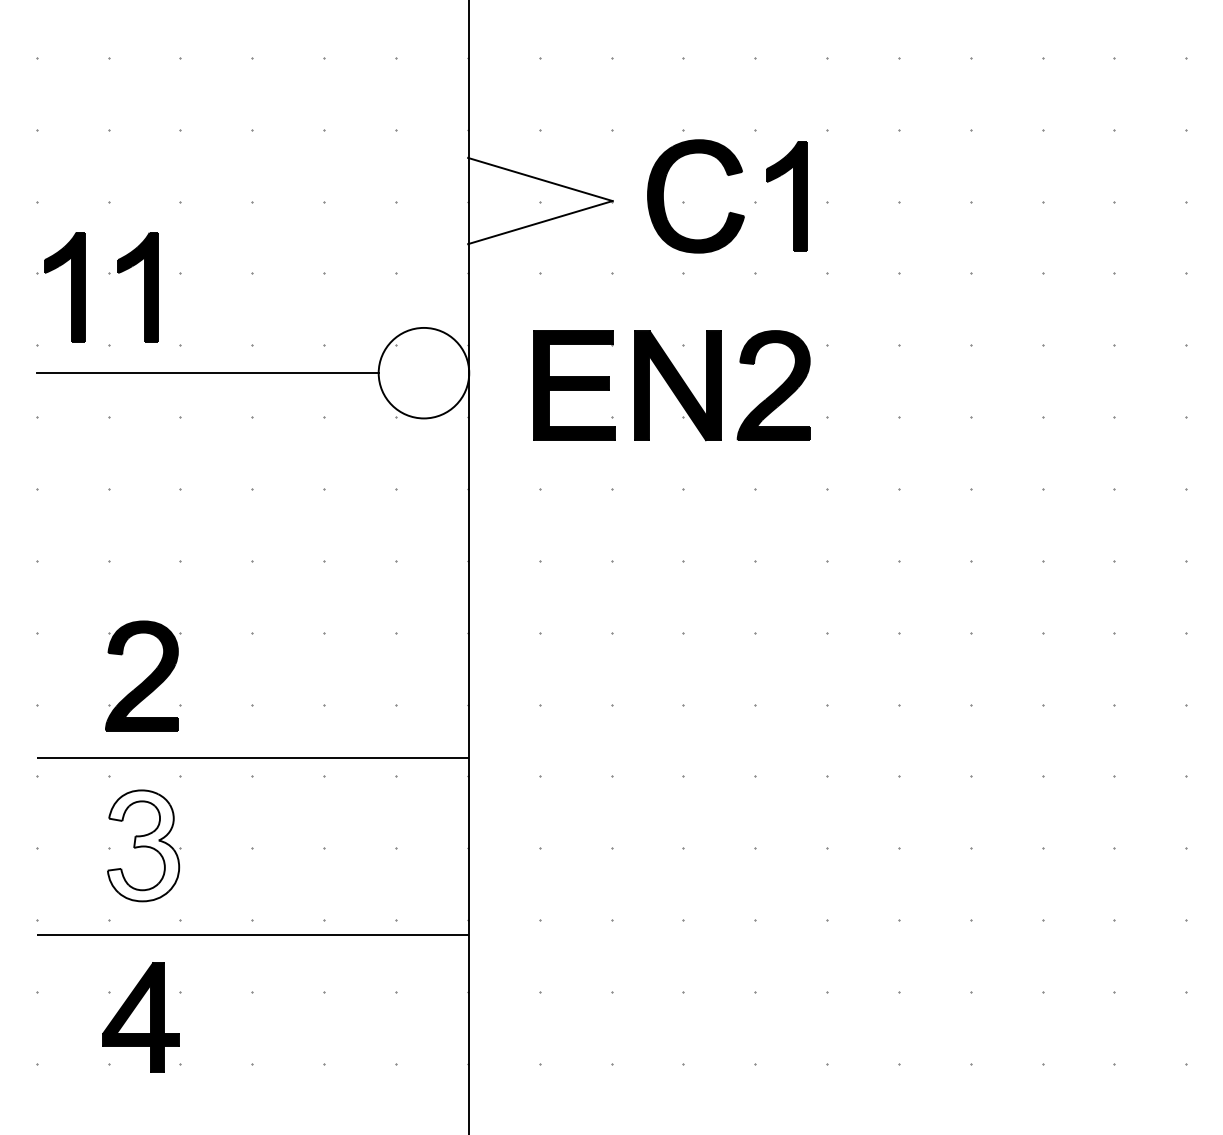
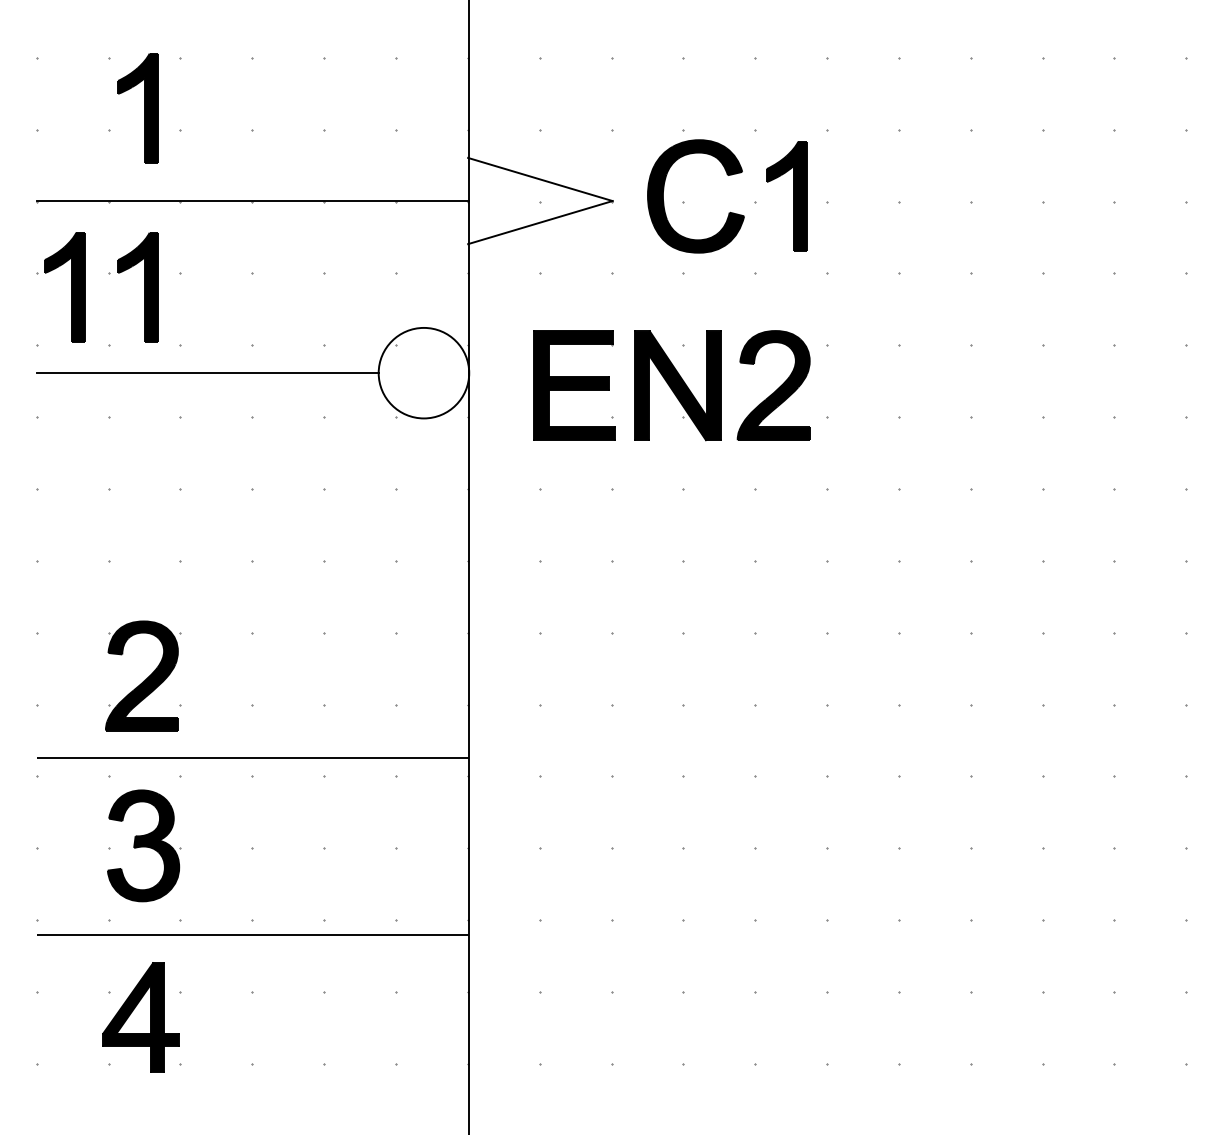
part: none -> present (144, 108)
line: none -> present (252, 201)
fill: none -> present (143, 845)
